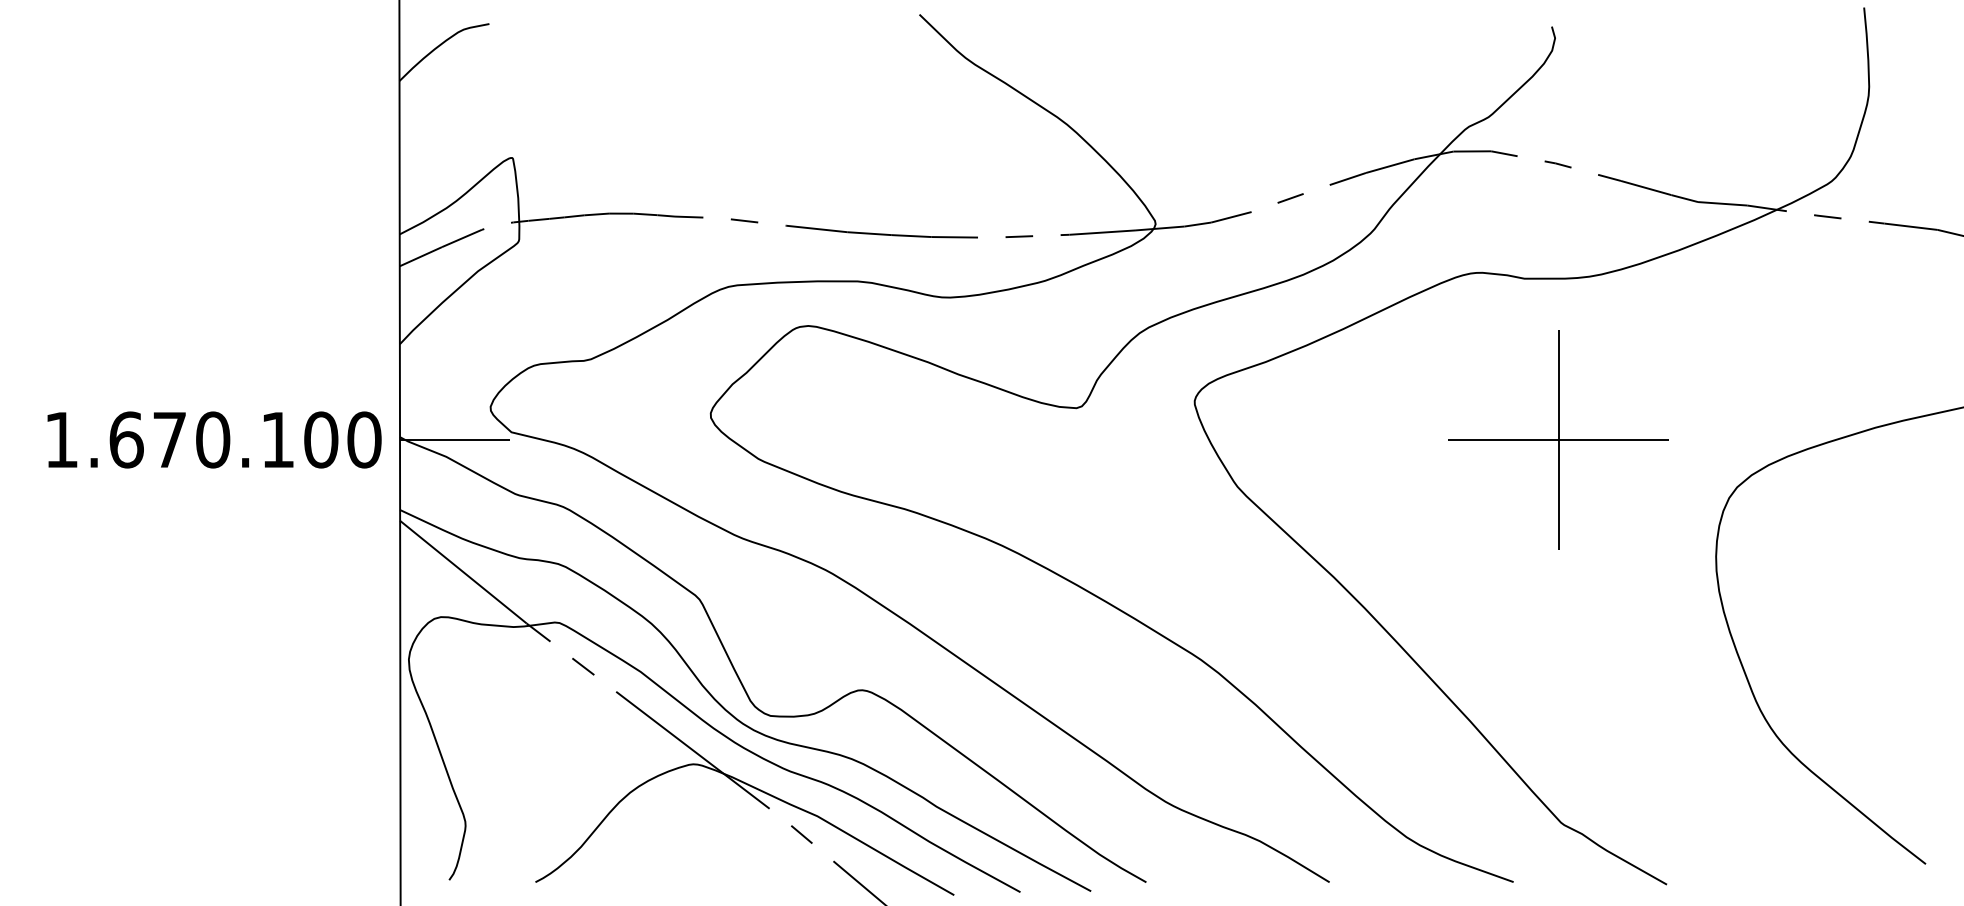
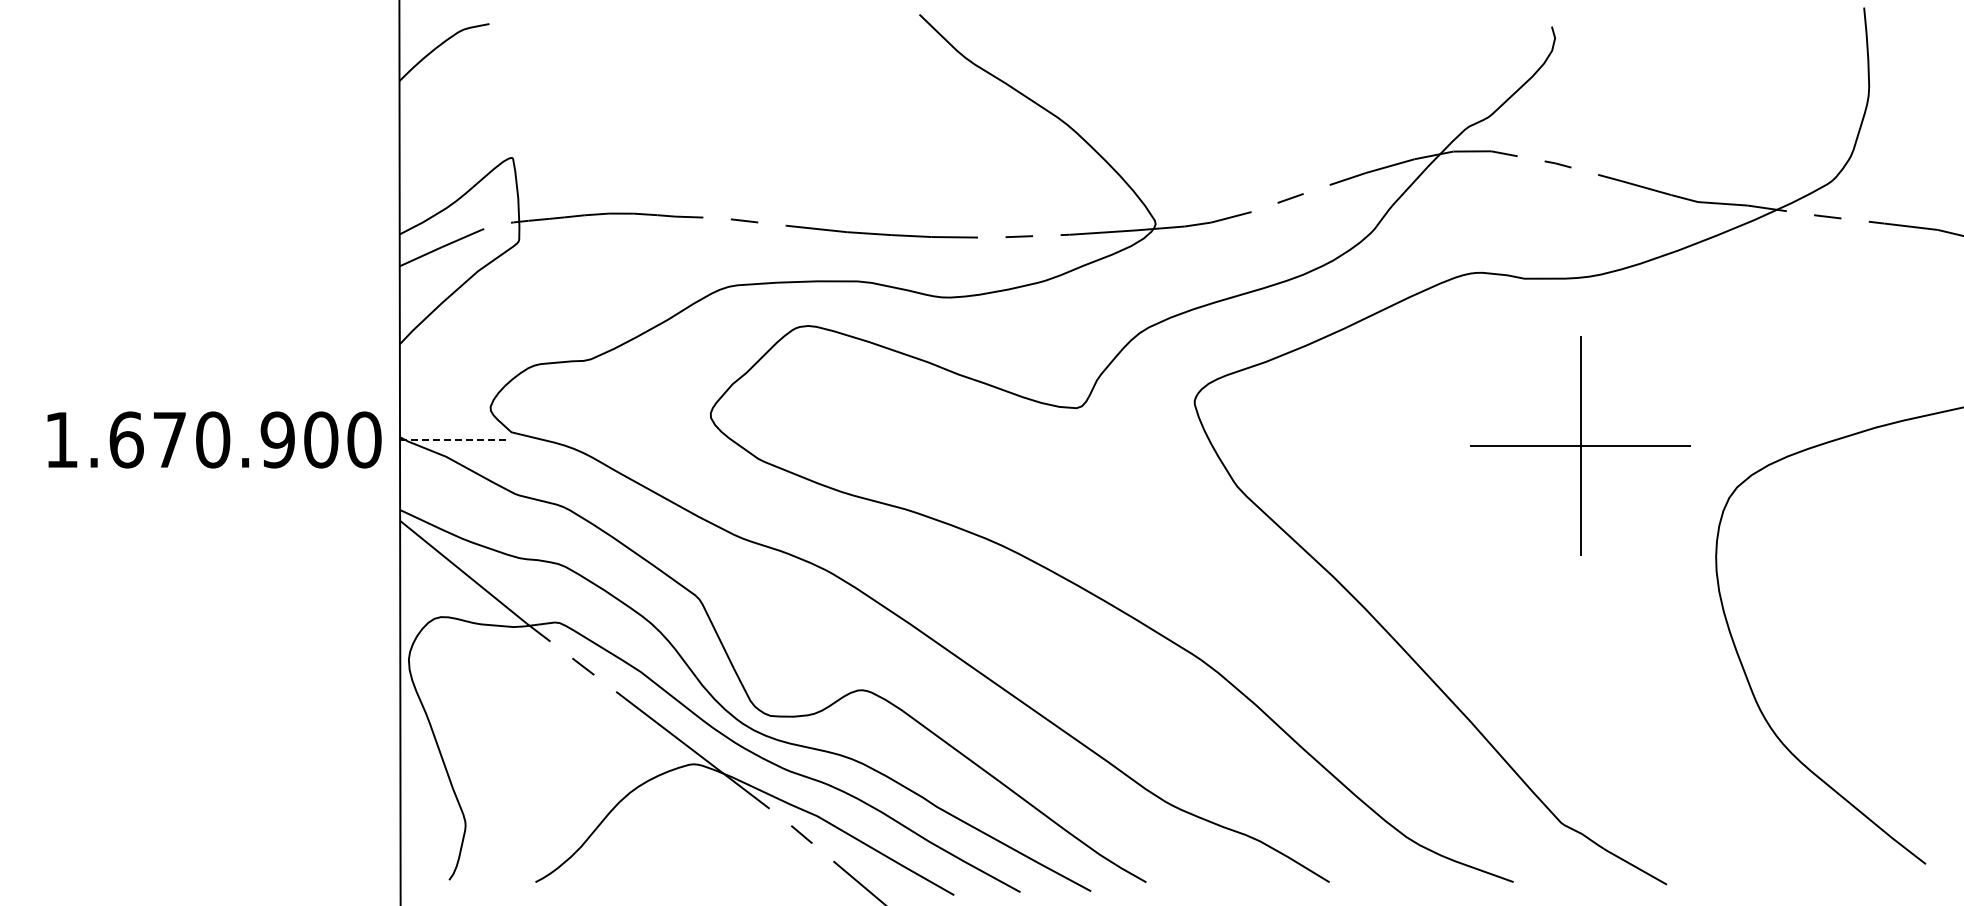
text: 1.670.100 -> 1.670.900 (277, 439)
line: solid -> dashed (455, 439)
part position: (1558, 439) -> (1580, 445) (1580, 445)
